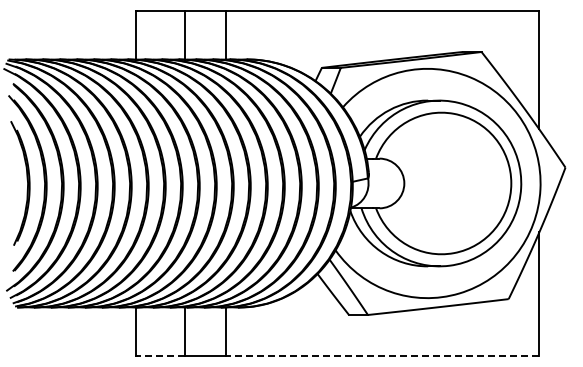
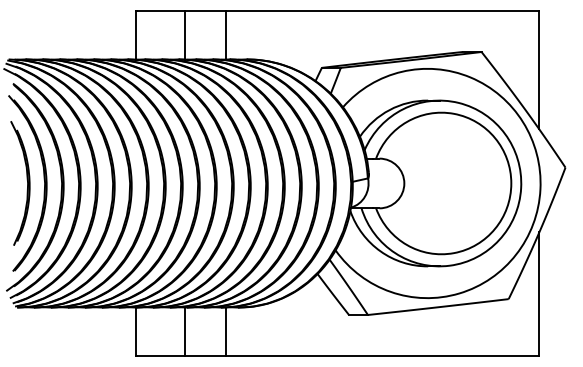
line: dashed -> solid (161, 356)
line: dashed -> solid (382, 356)
